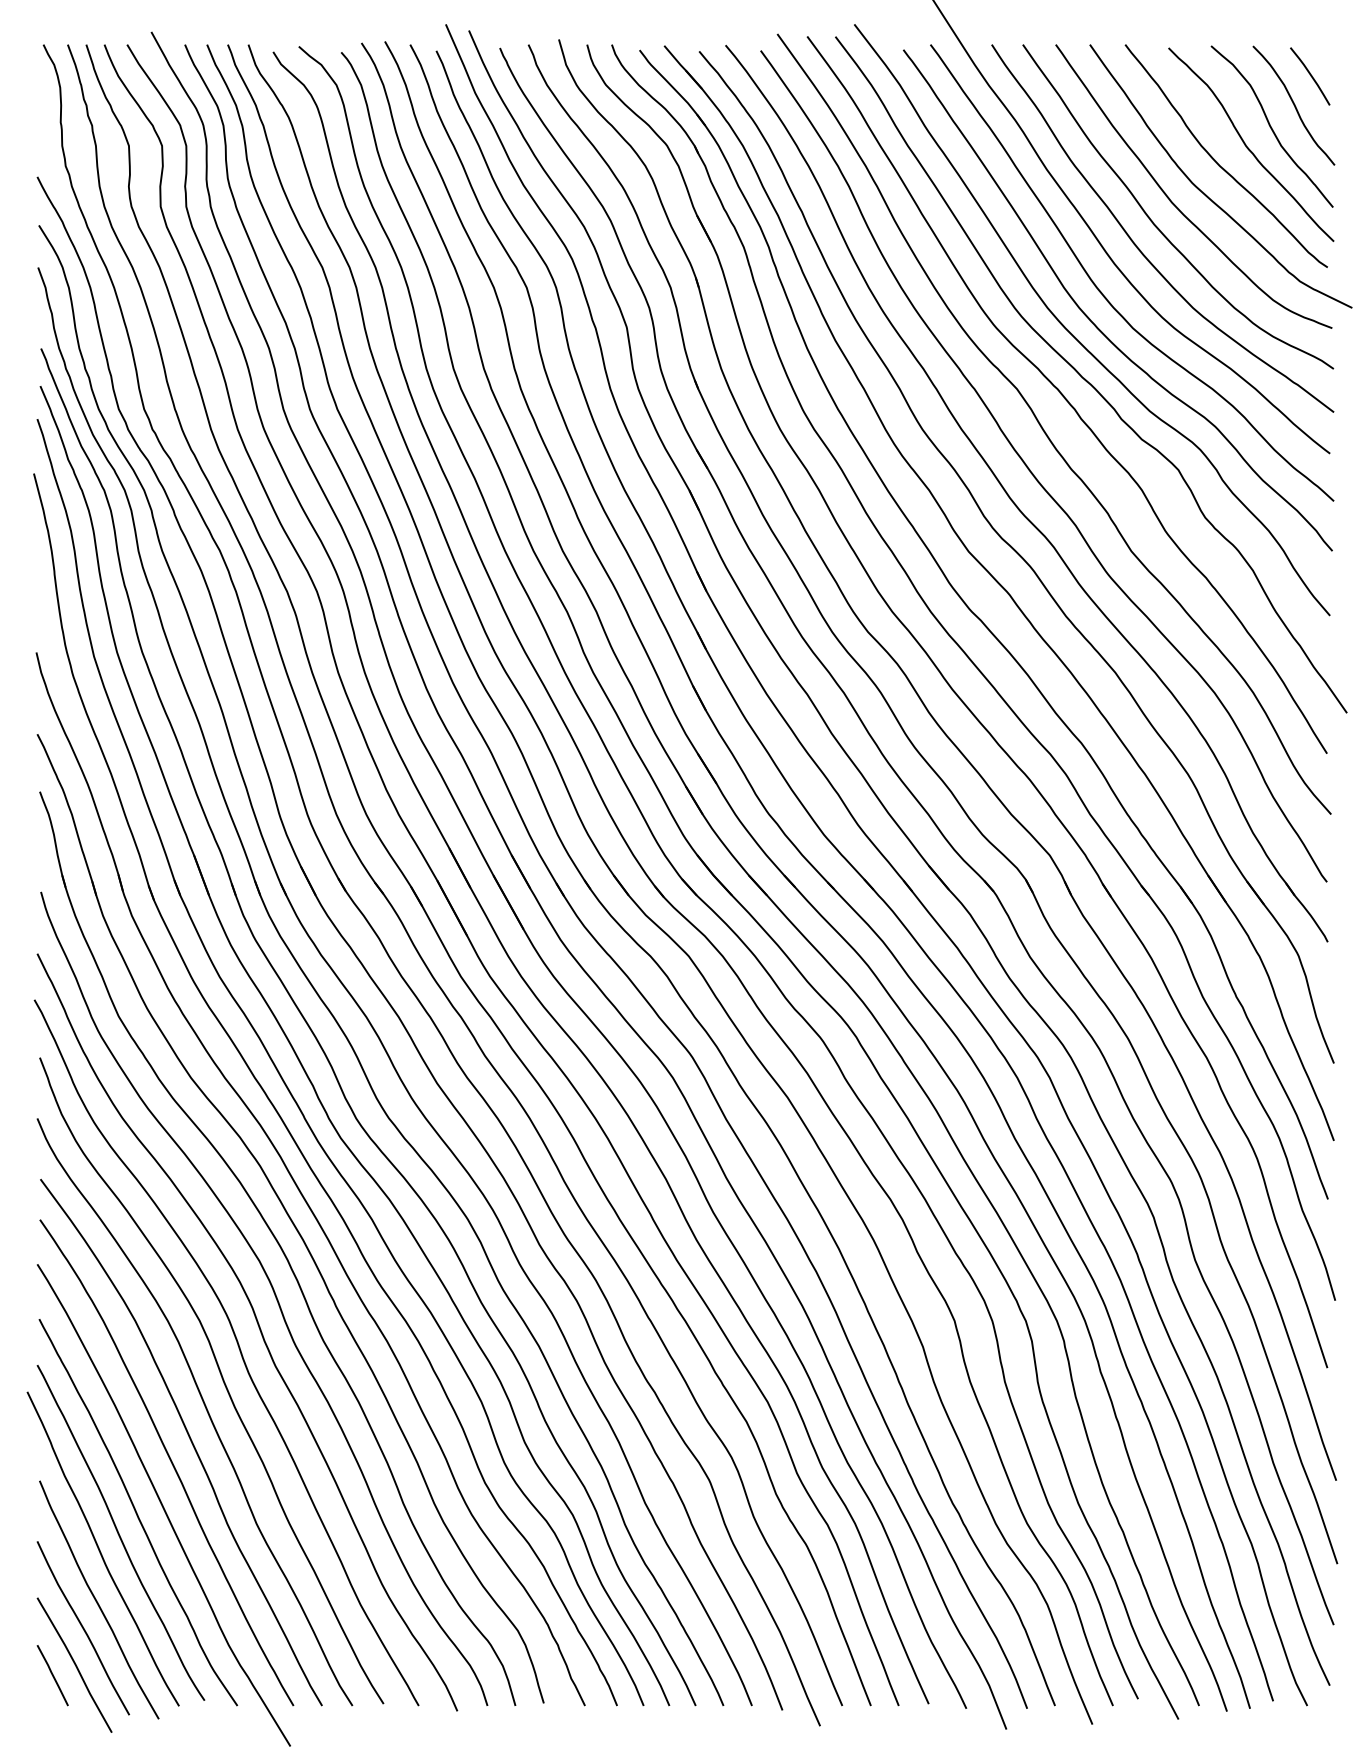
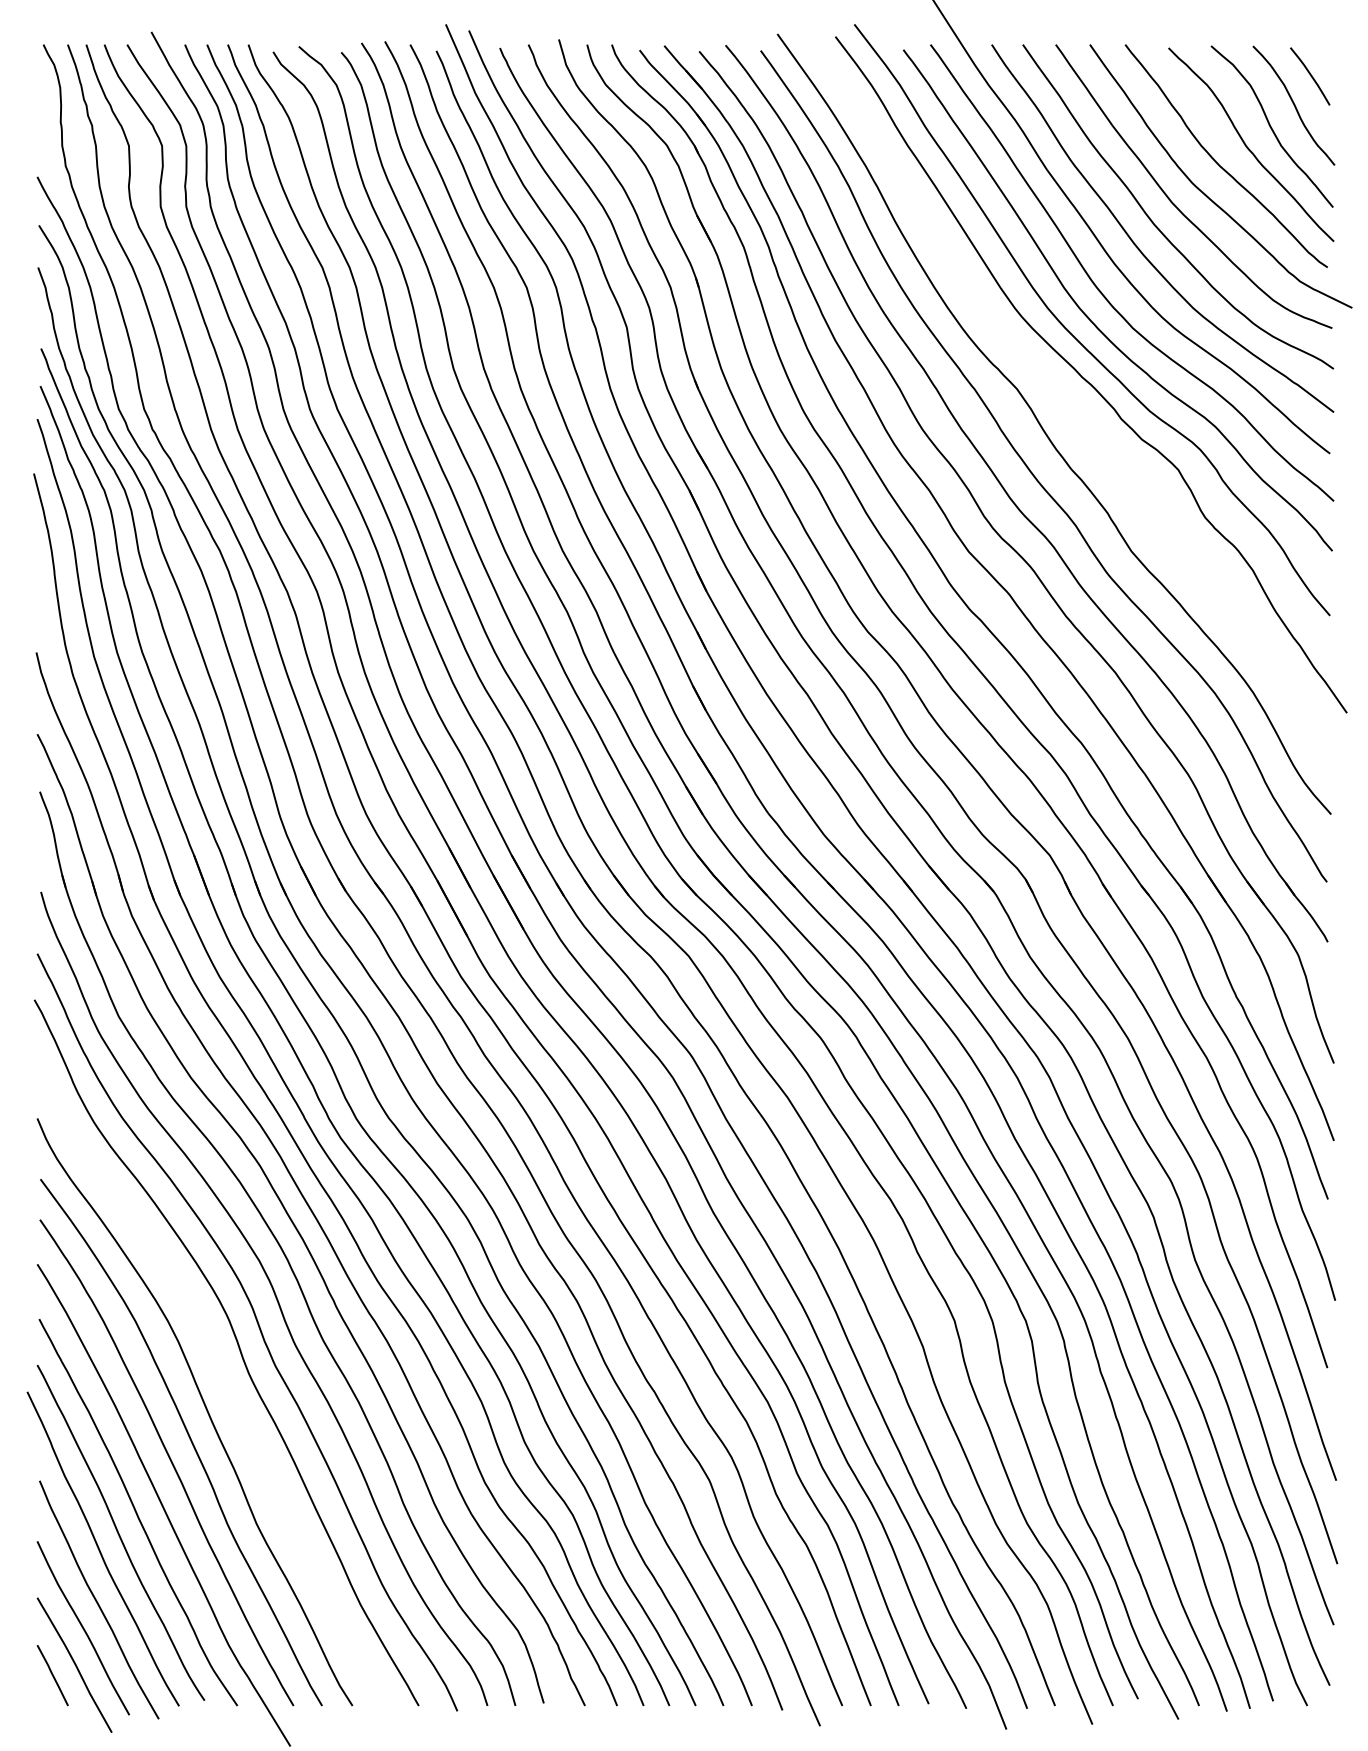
curve: present -> none (1064, 395)
curve: present -> none (221, 1378)
